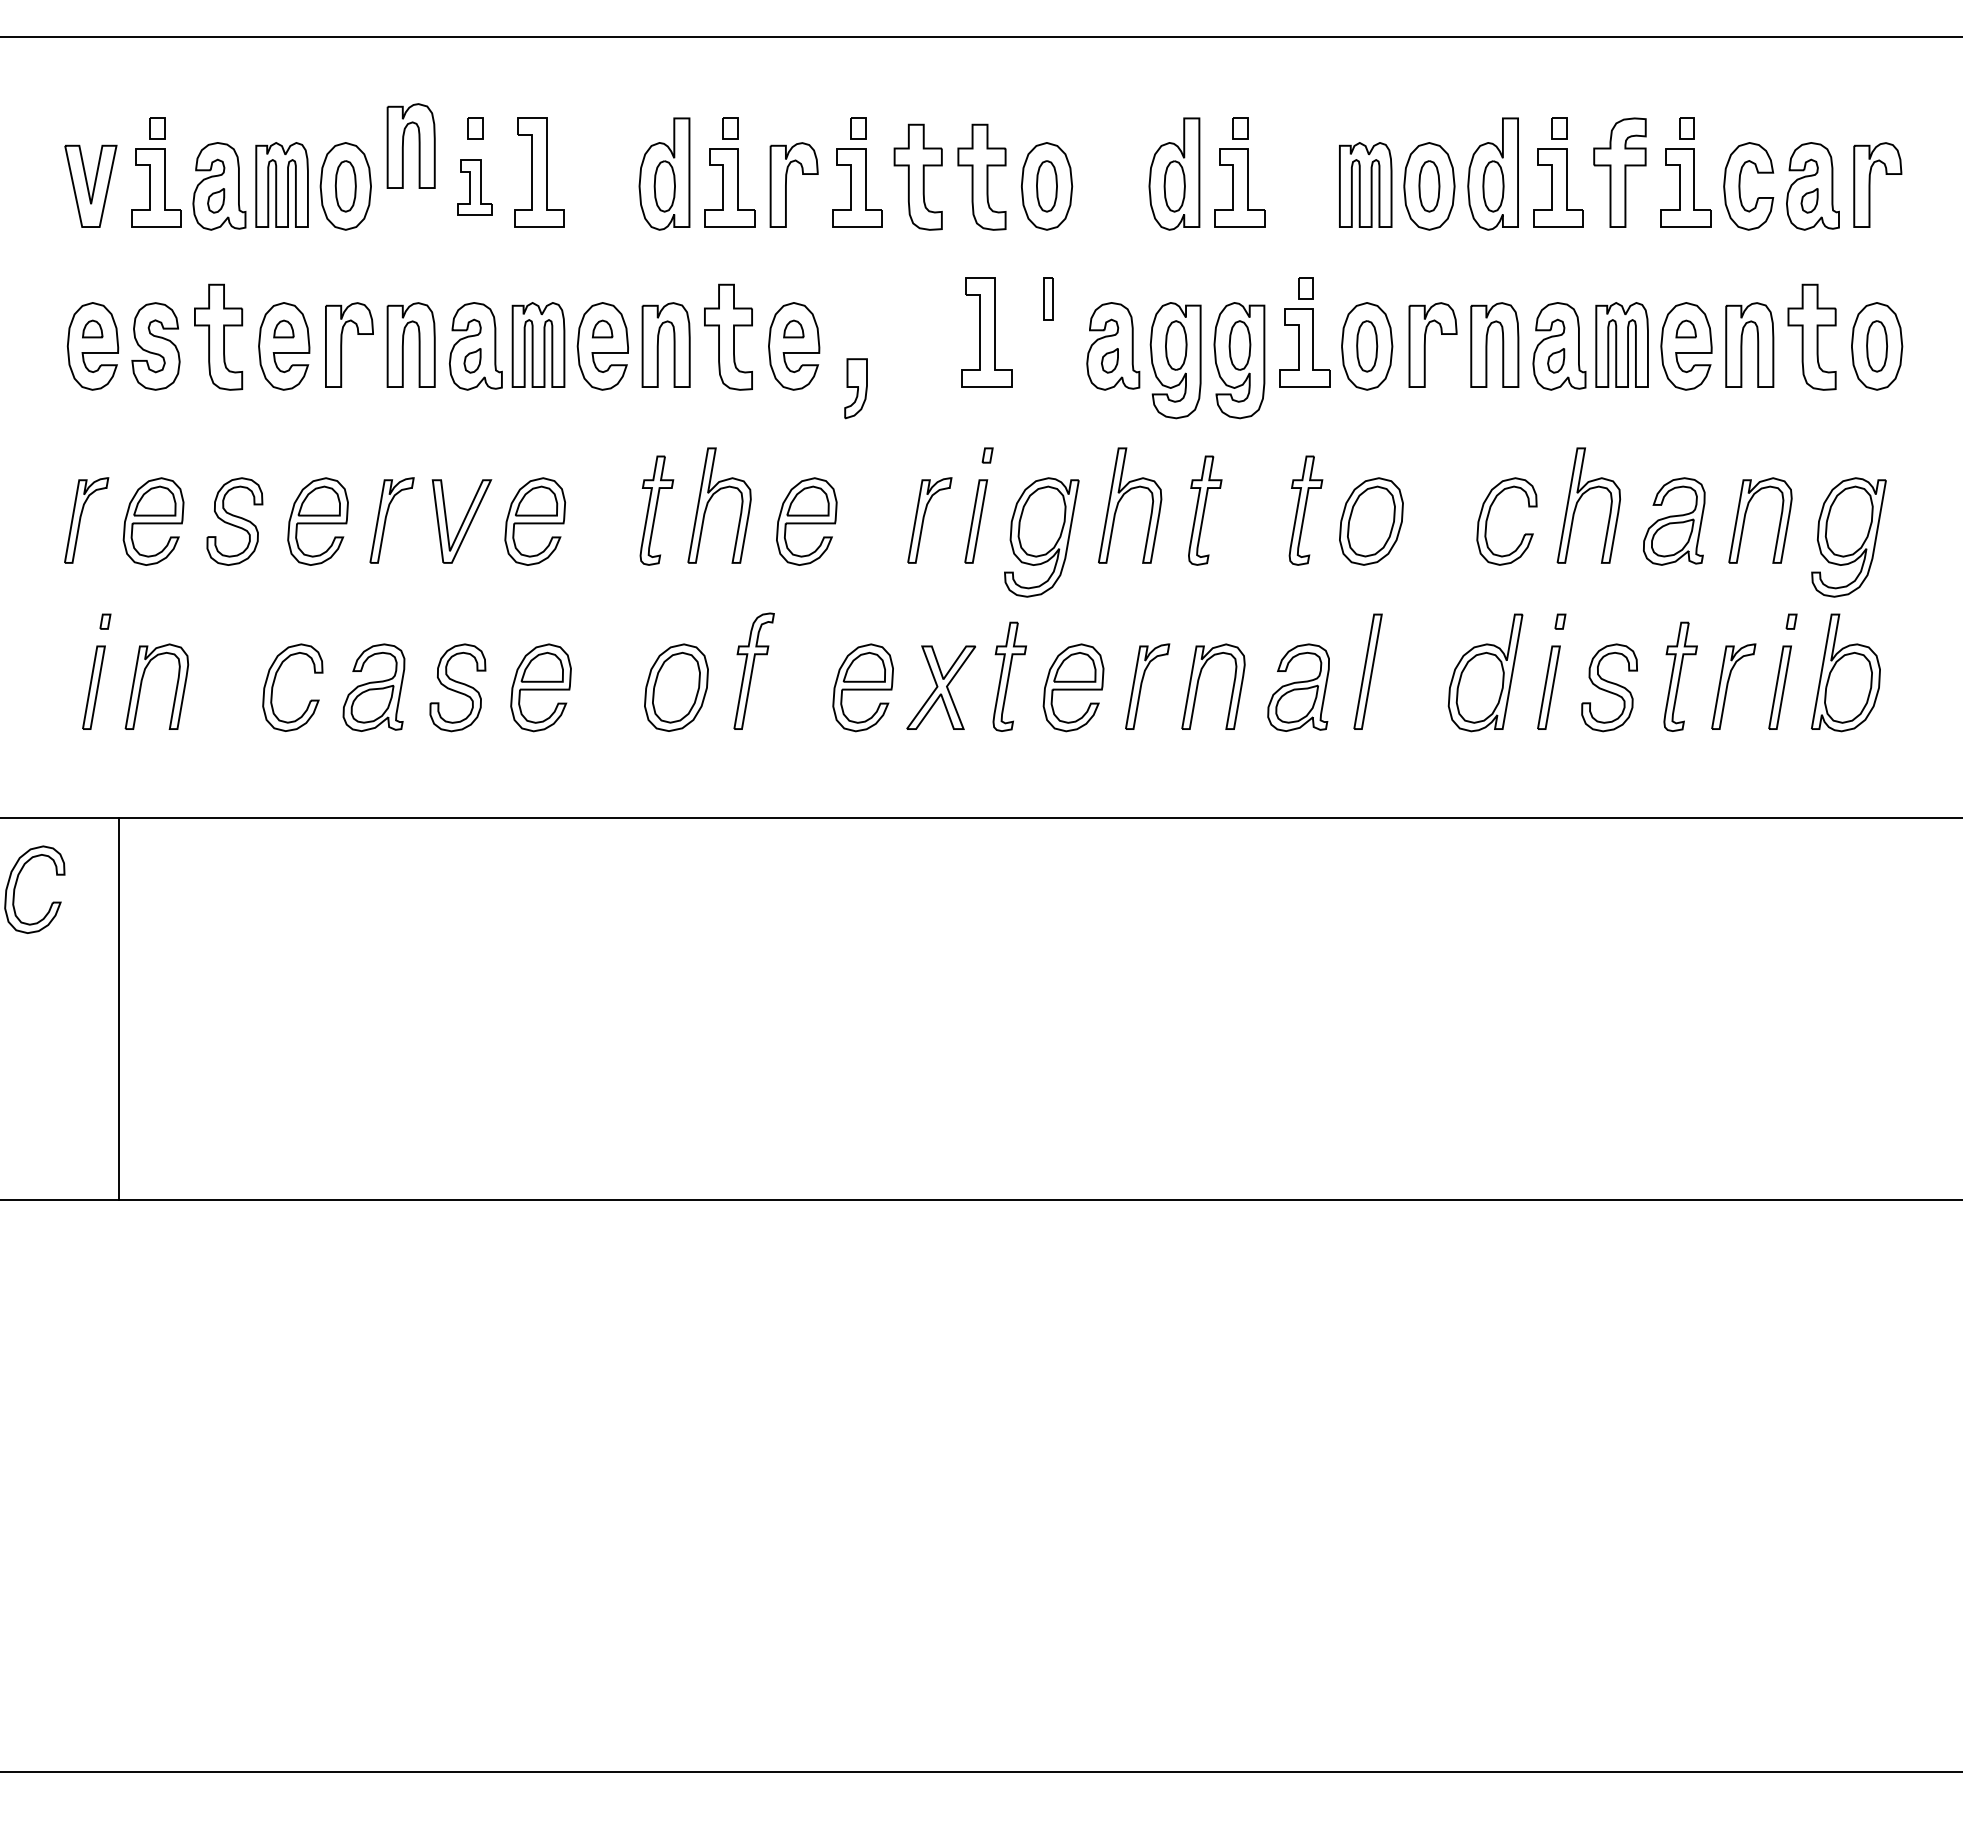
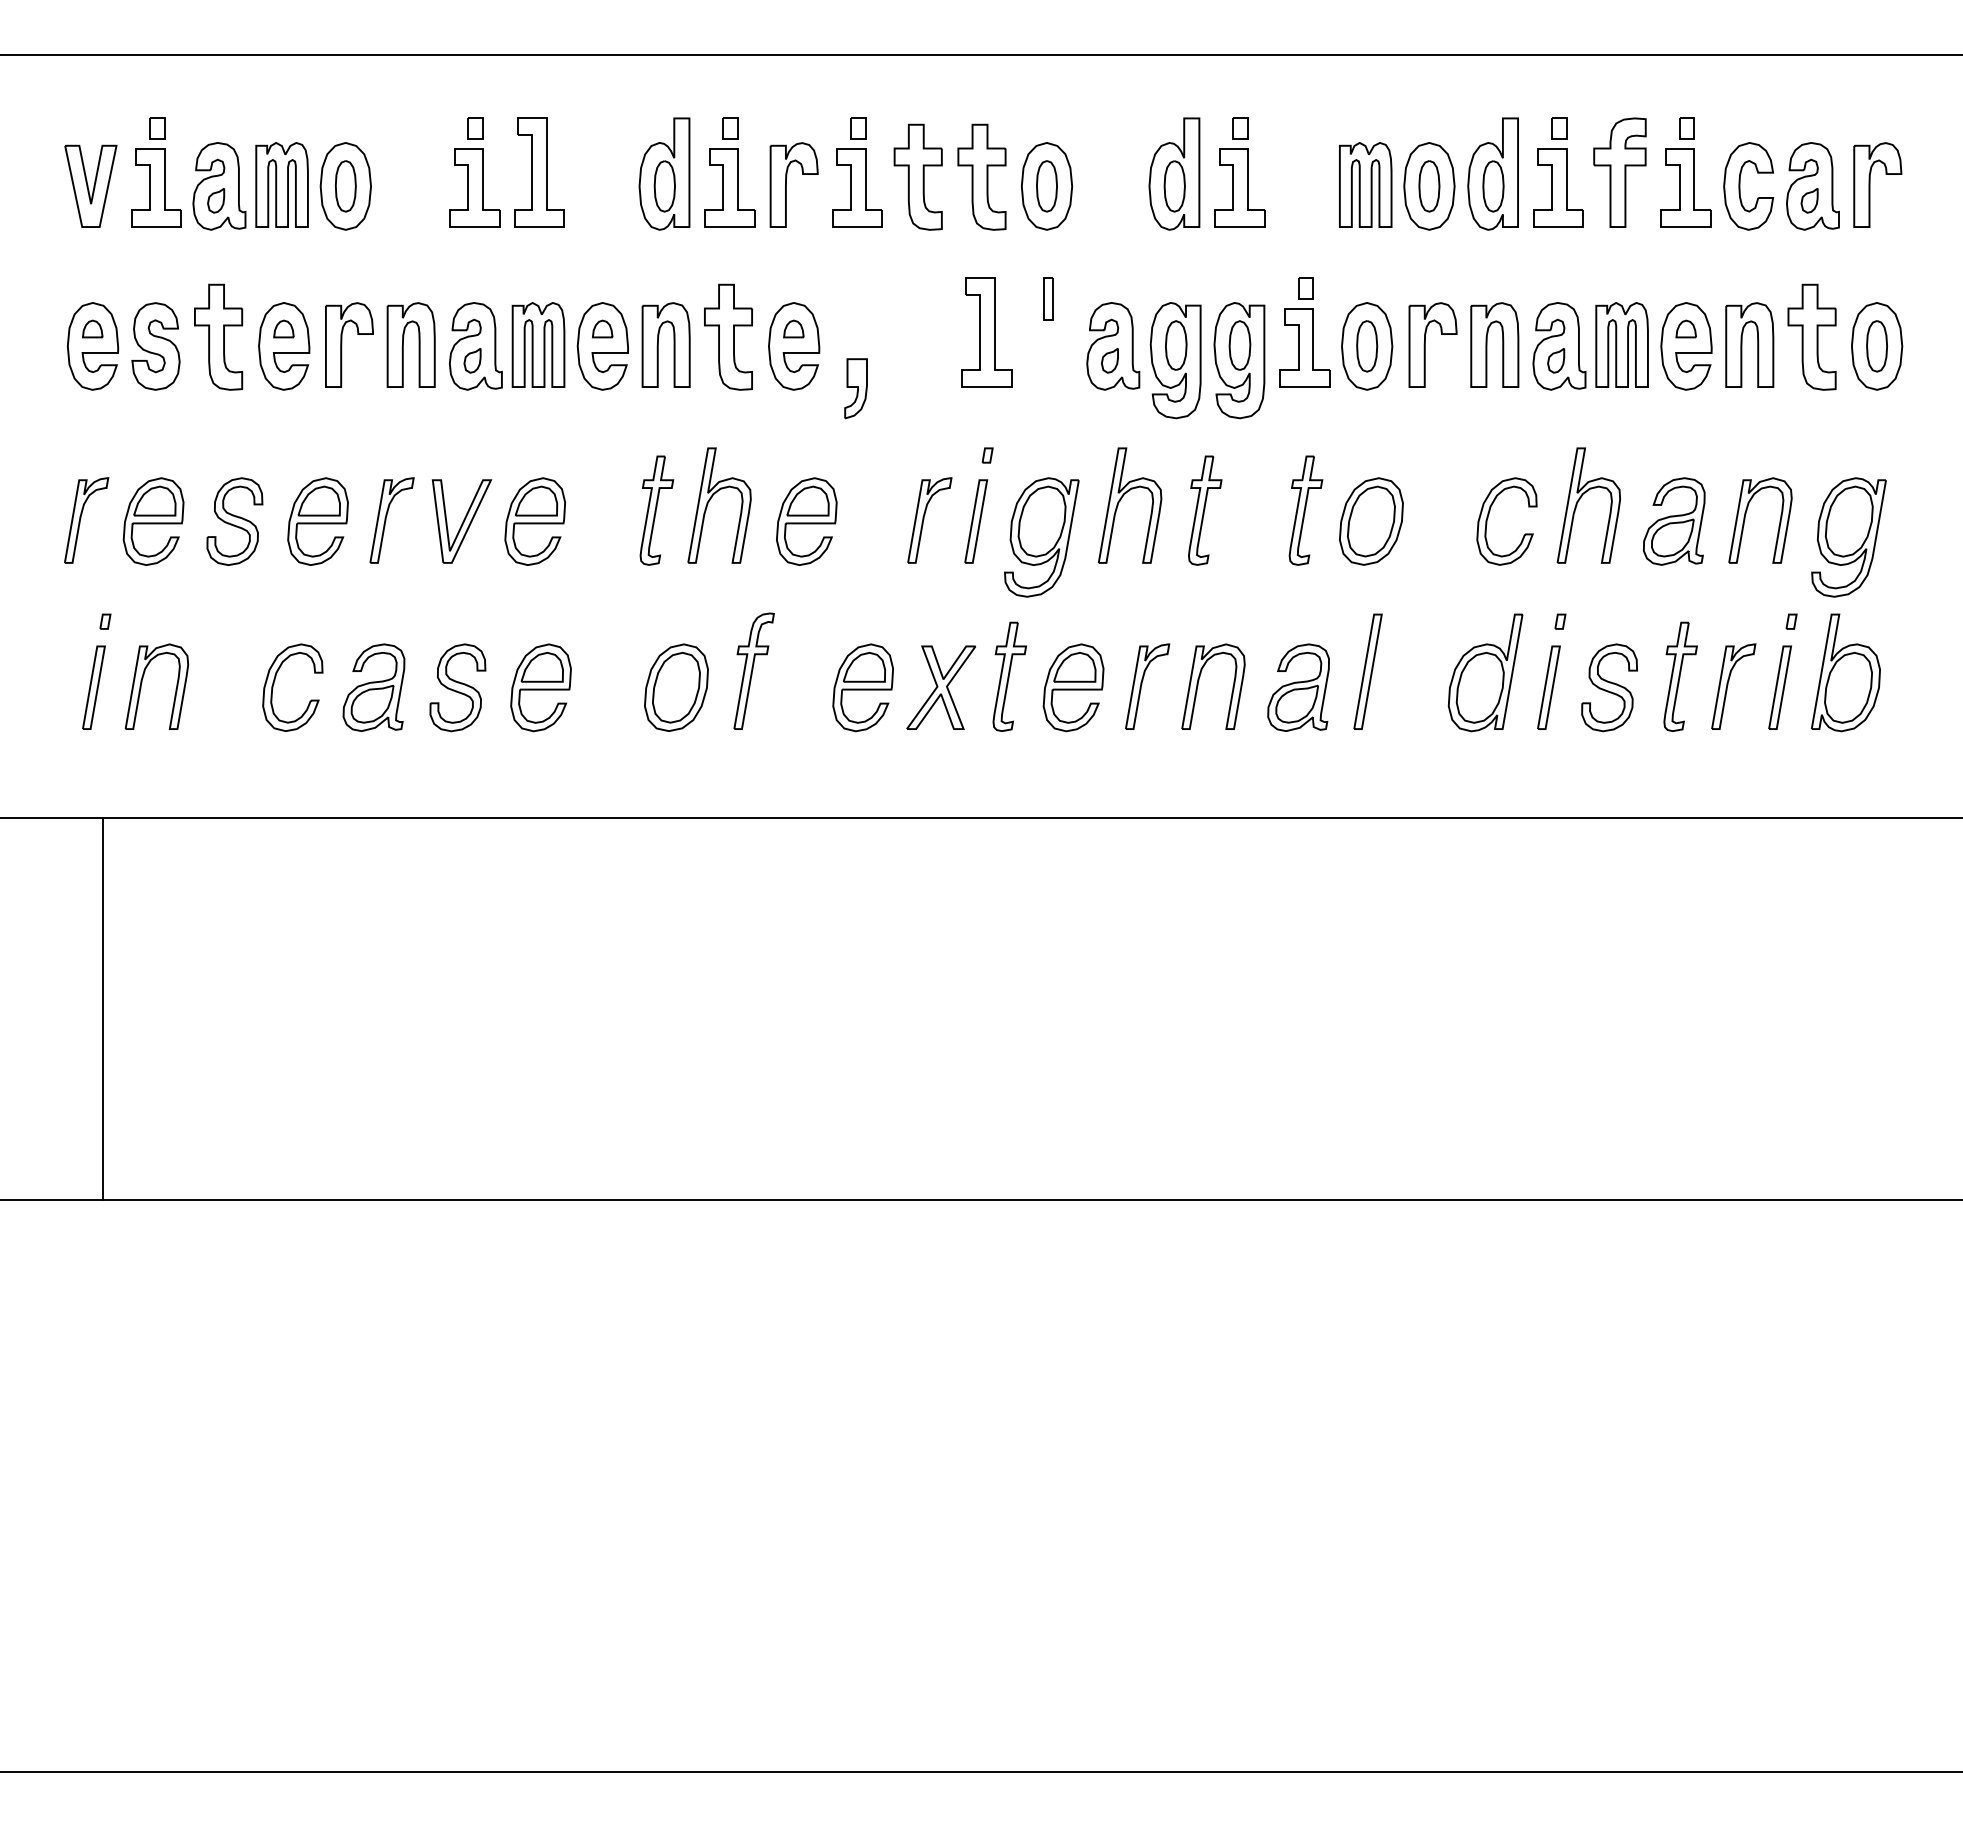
line position: (980, 36) -> (980, 54) (980, 54)
part: present -> none (403, 145)
part size: 36x57 px -> 52x80 px (474, 187)
part: present -> none (16, 886)
line position: (119, 1008) -> (103, 1008) (103, 1008)
